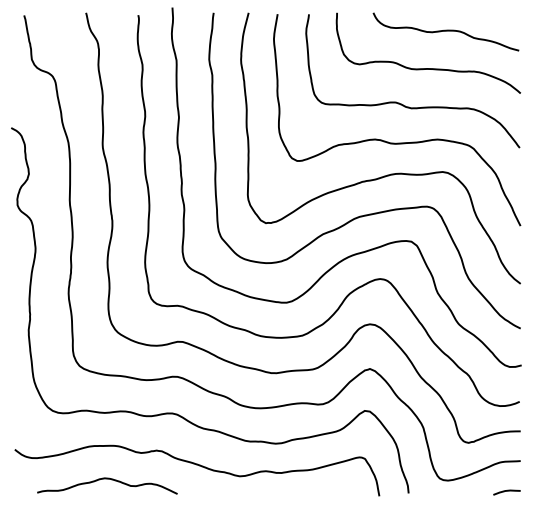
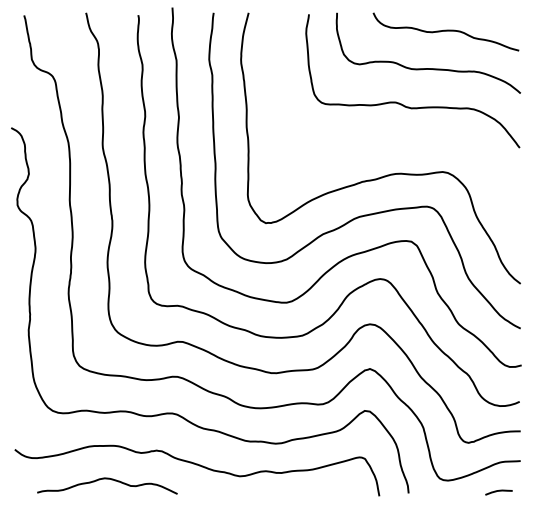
curve: present -> none (397, 142)
curve position: (506, 491) -> (498, 491) (498, 491)
